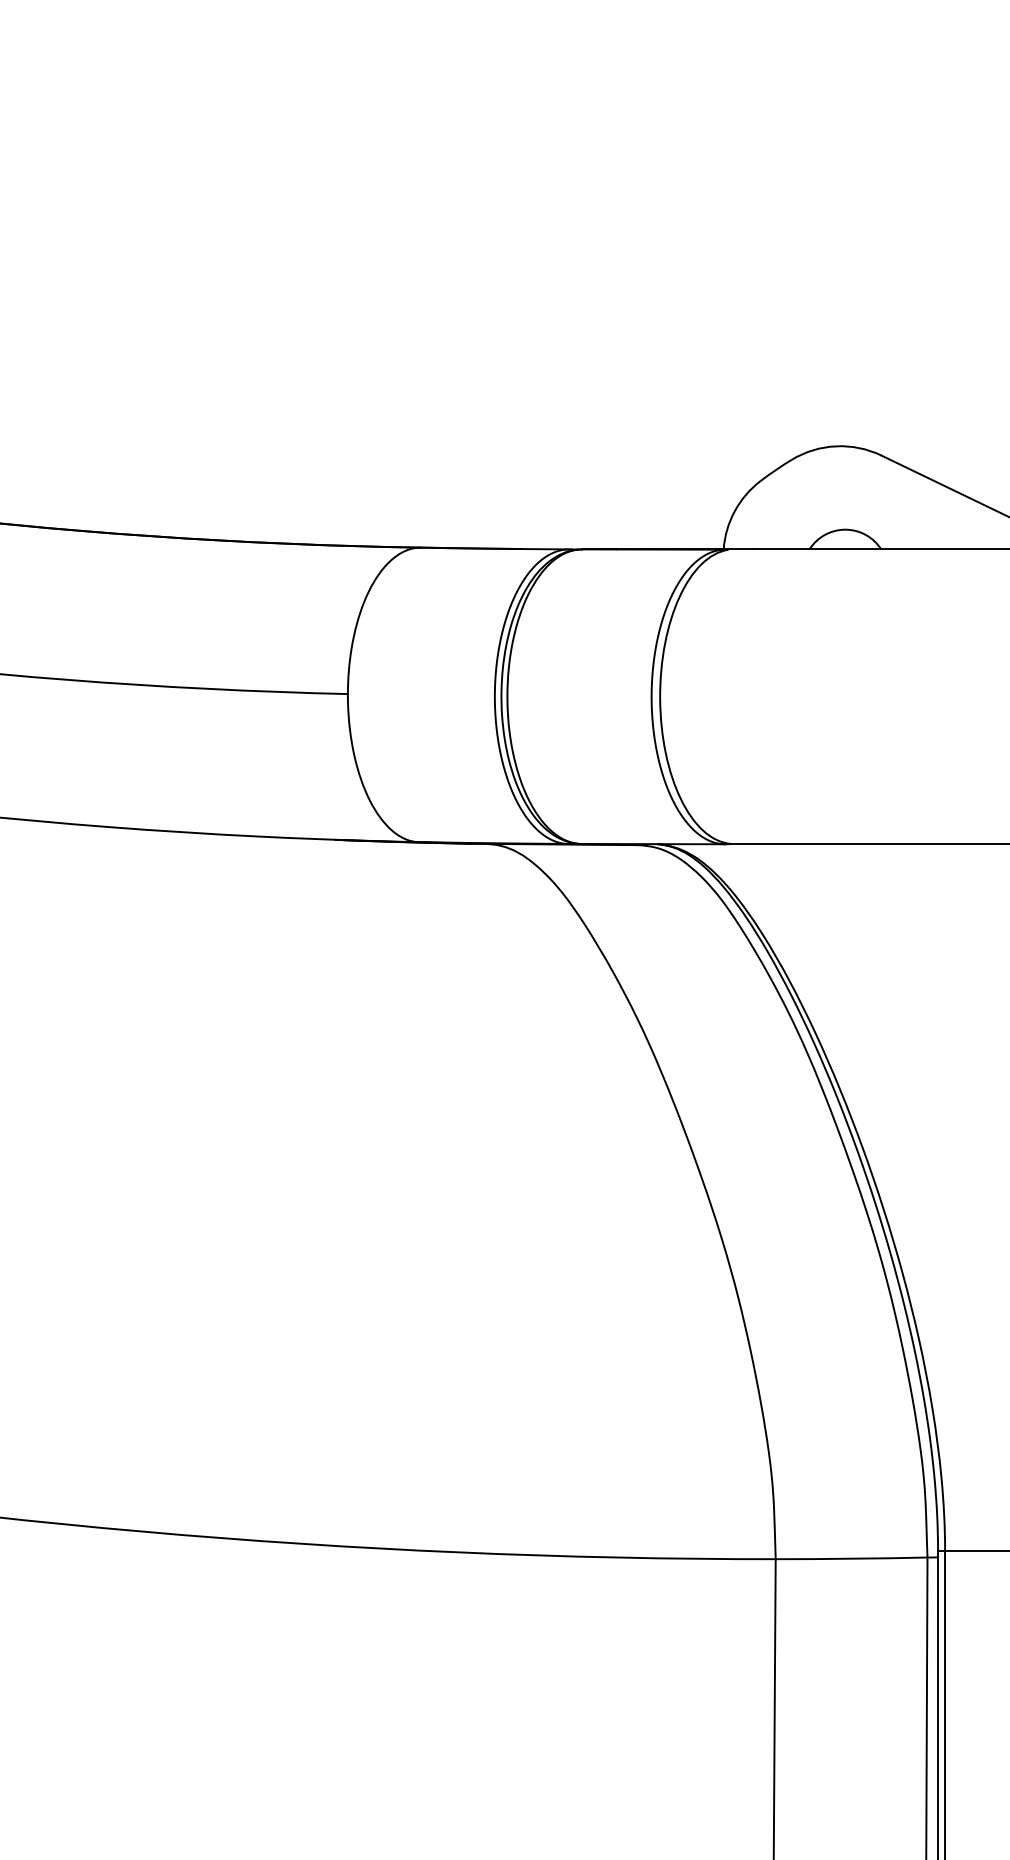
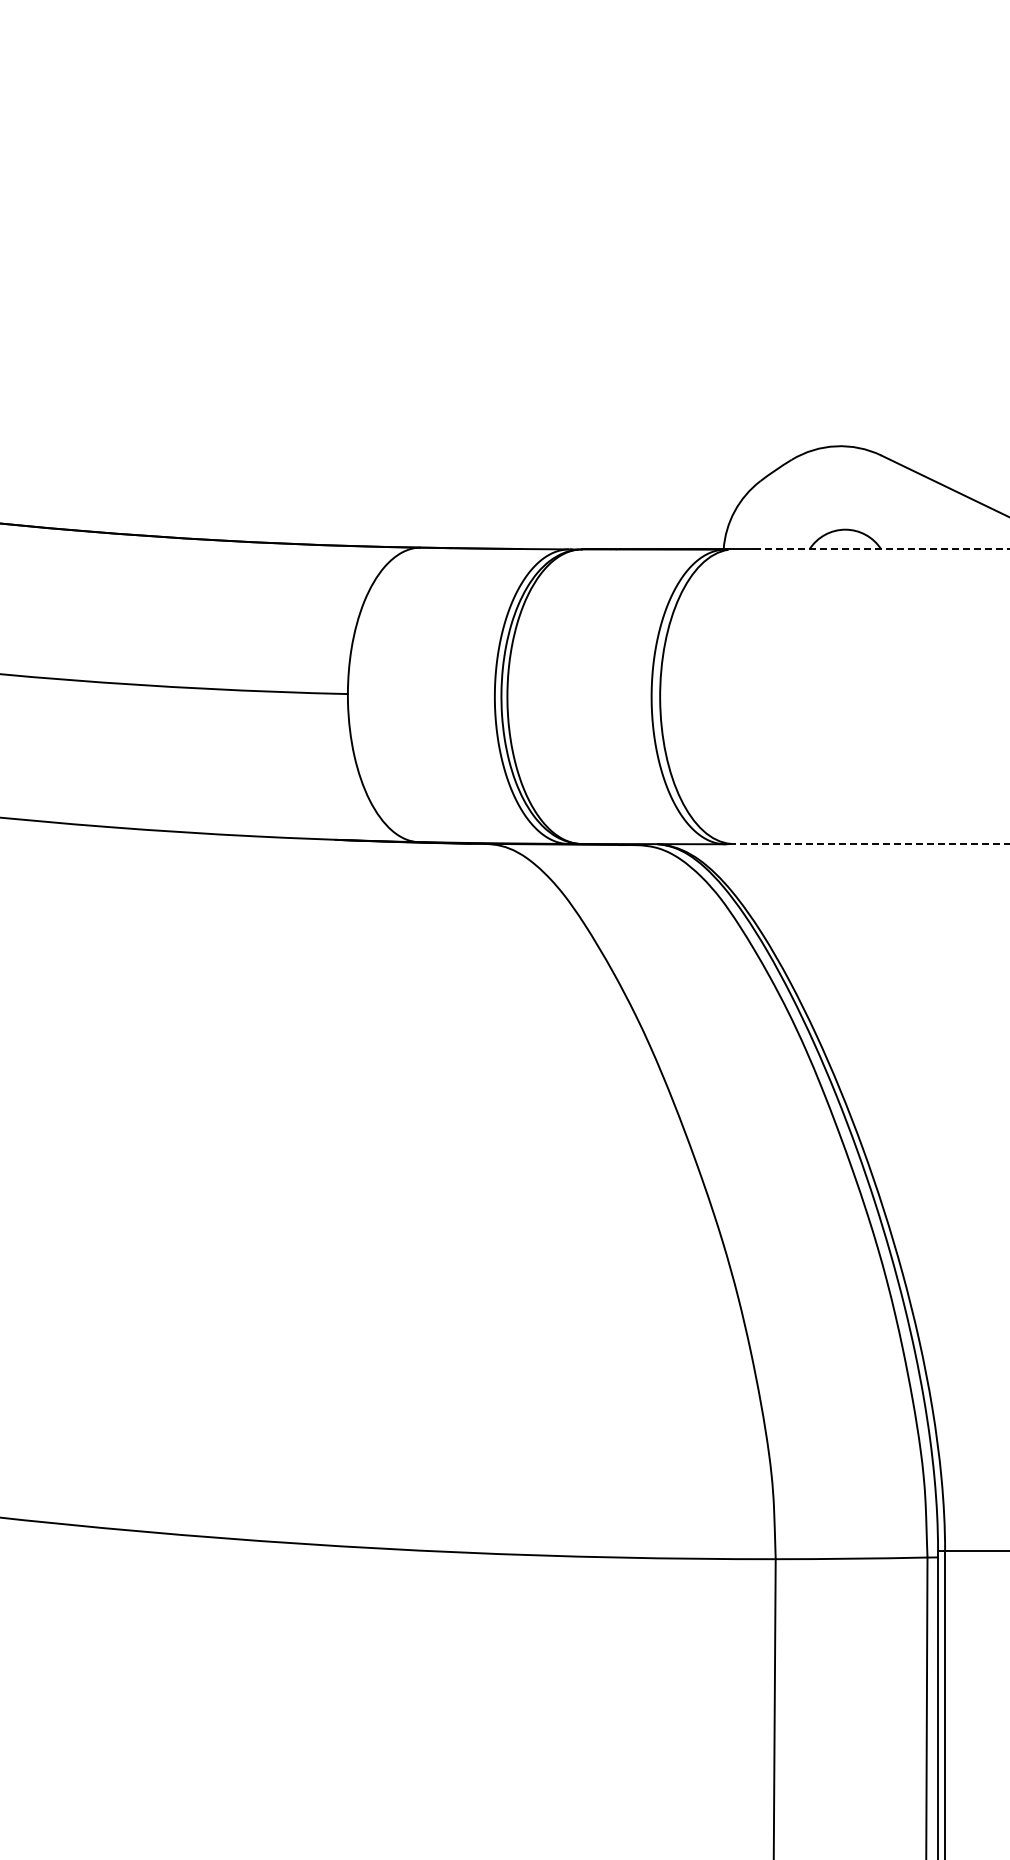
line: solid -> dashed (882, 549)
line: solid -> dashed (869, 844)
